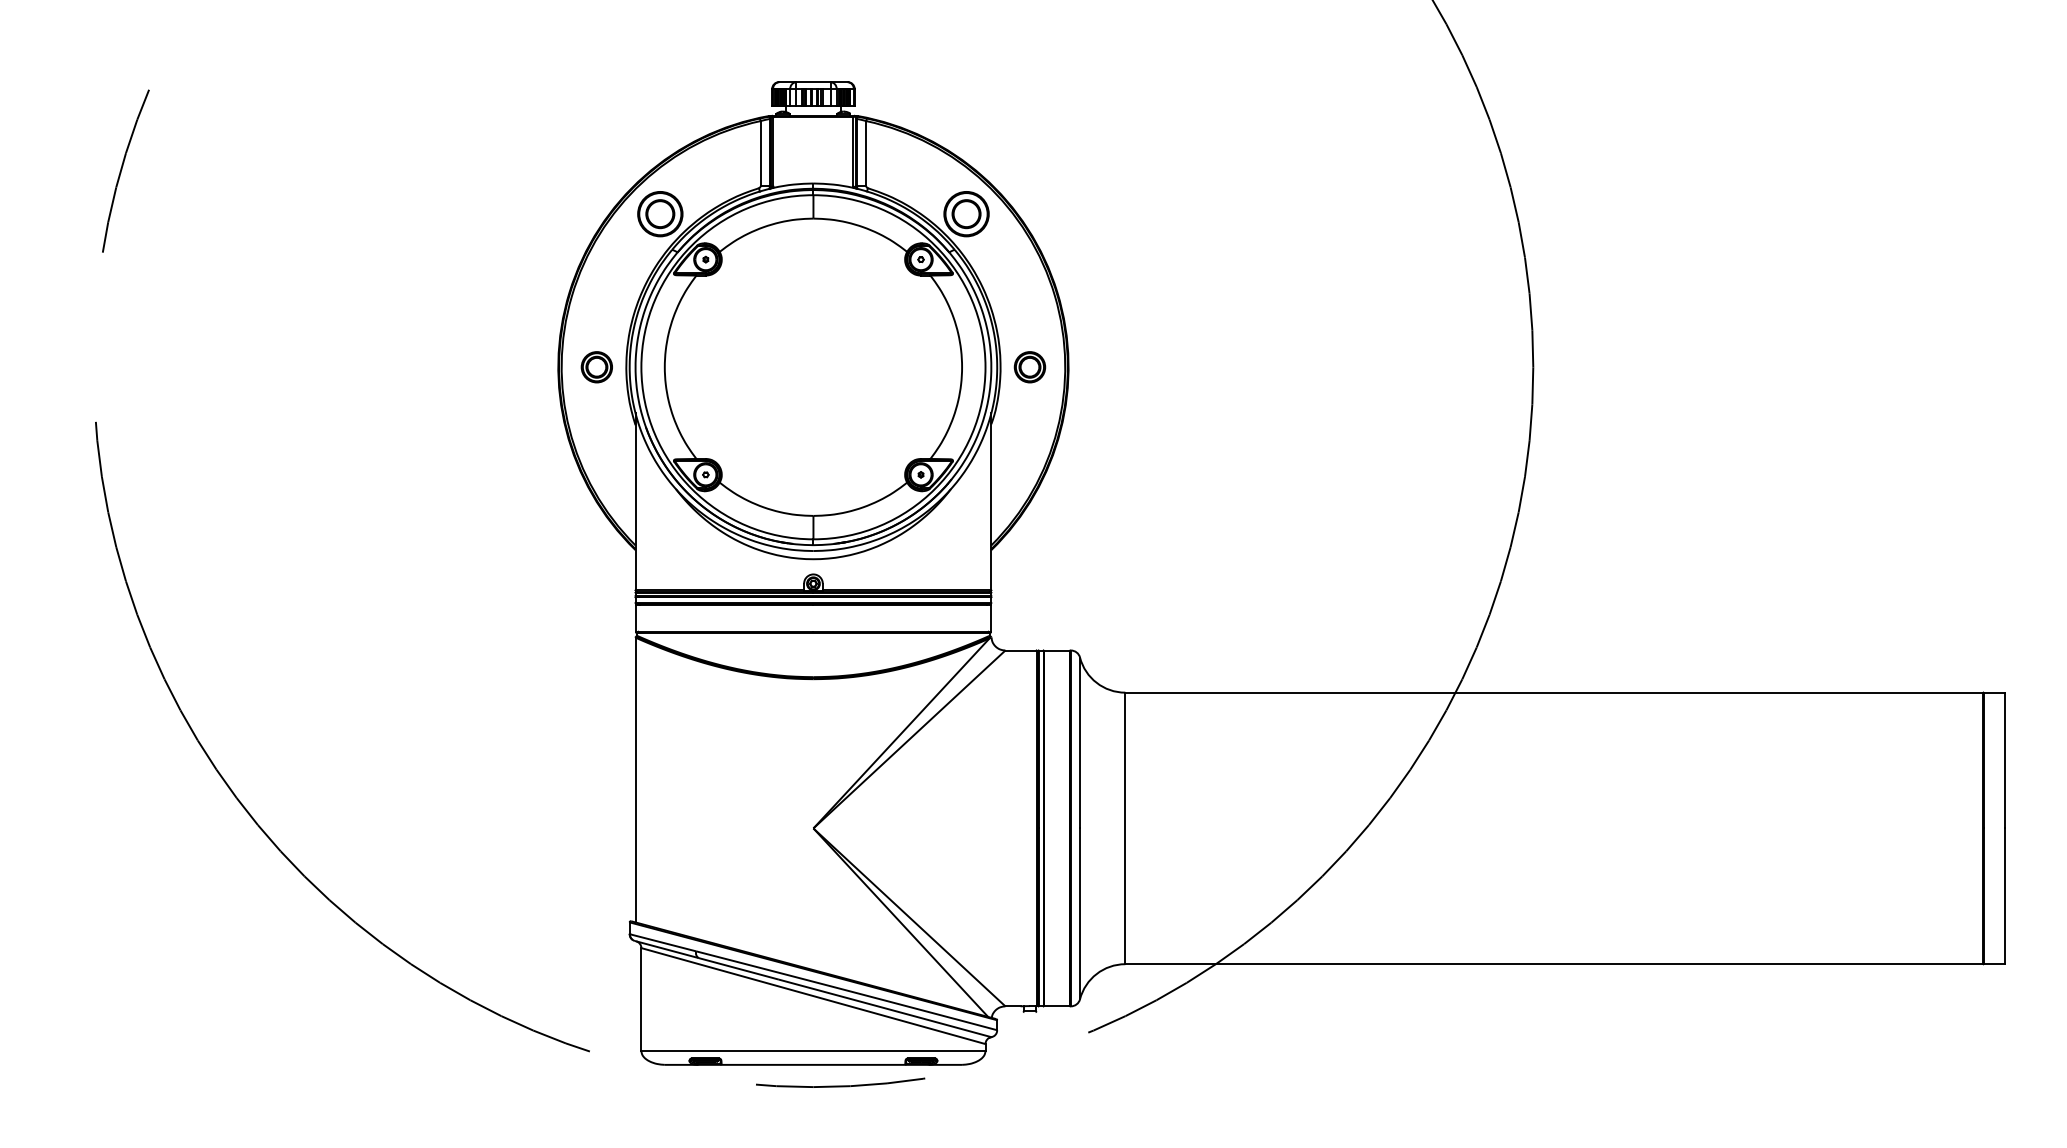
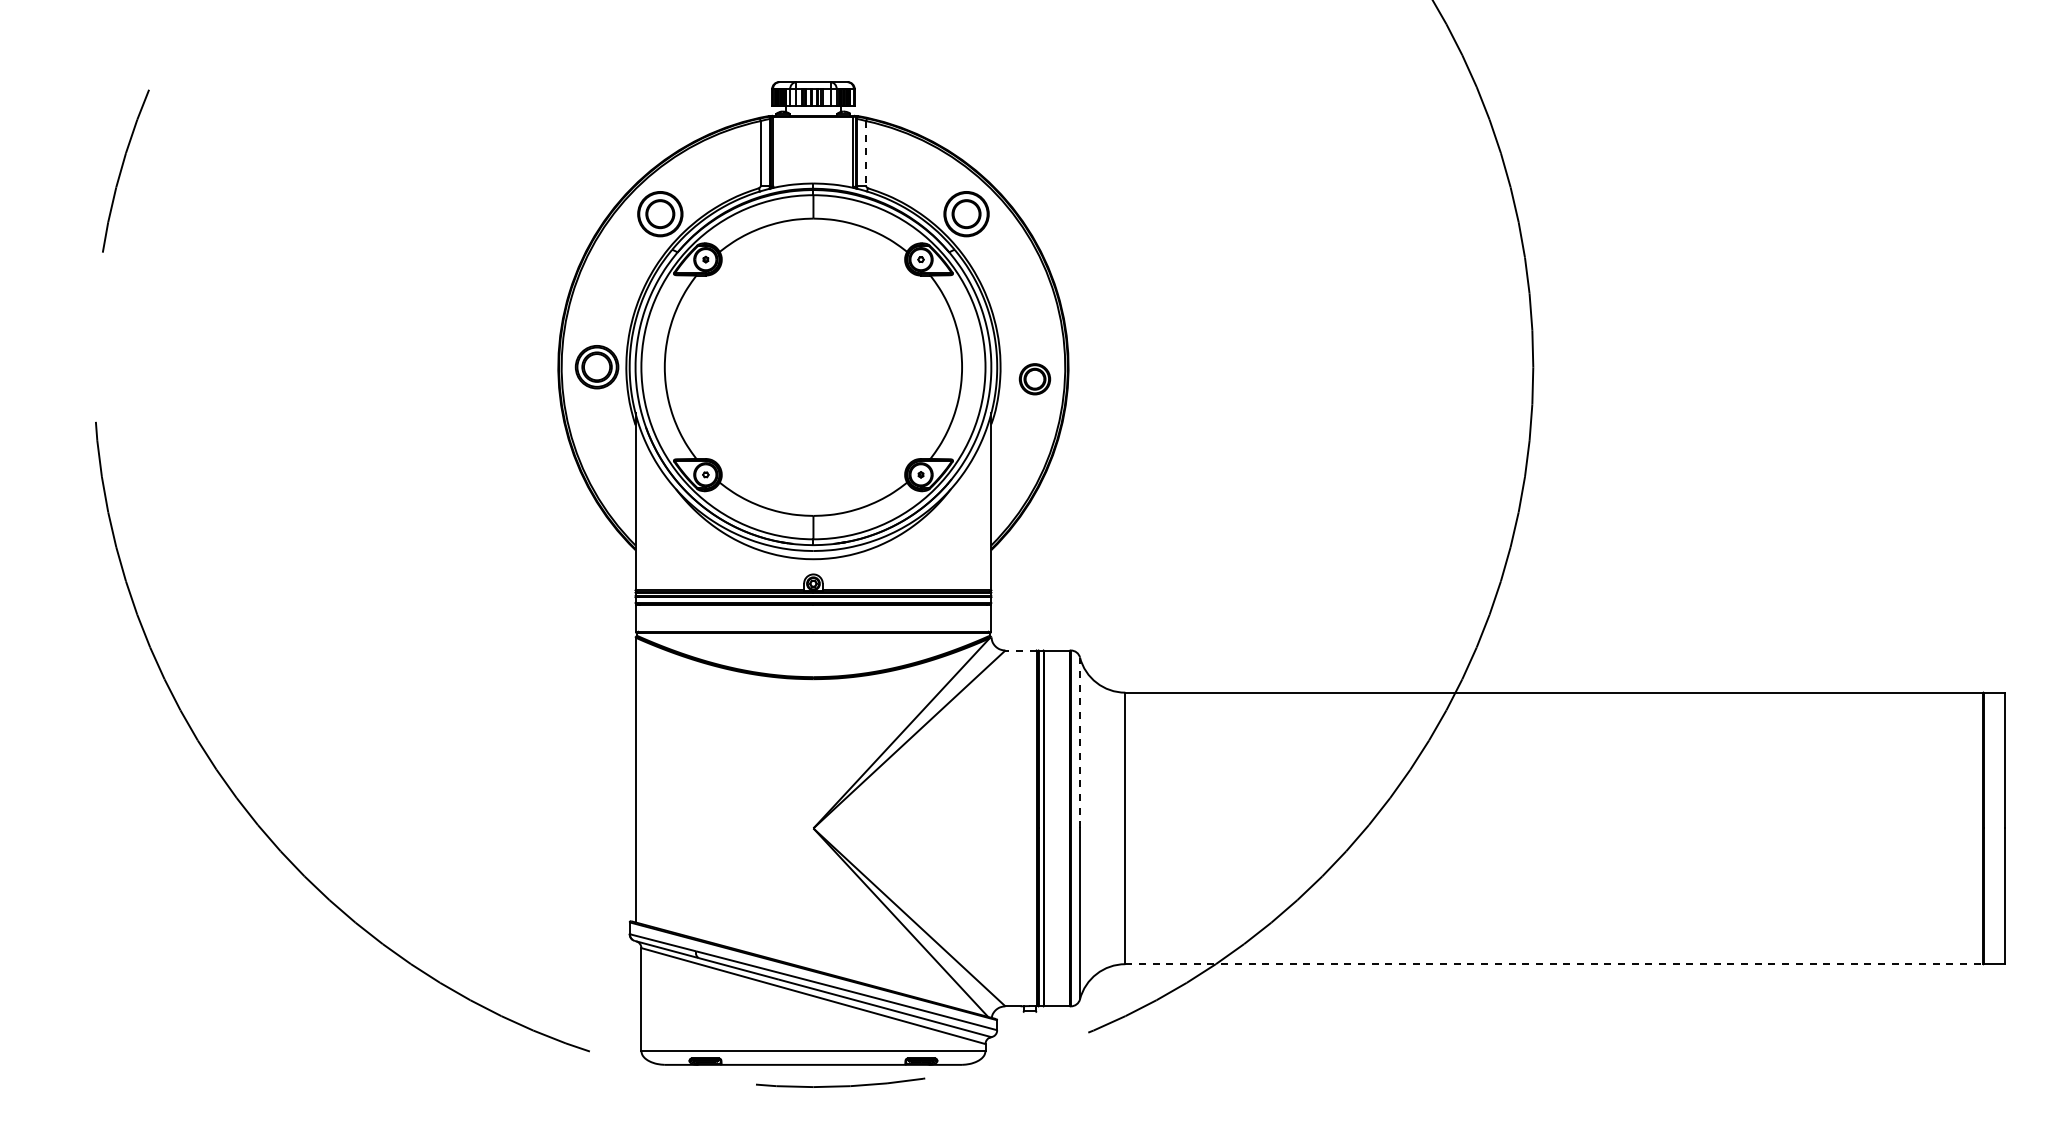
line: solid -> dashed (866, 154)
part size: 33x33 px -> 46x45 px (596, 367)
part position: (1029, 367) -> (1034, 379) (1034, 379)
line: solid -> dashed (1020, 650)
line: solid -> dashed (1080, 742)
line: solid -> dashed (1554, 964)
